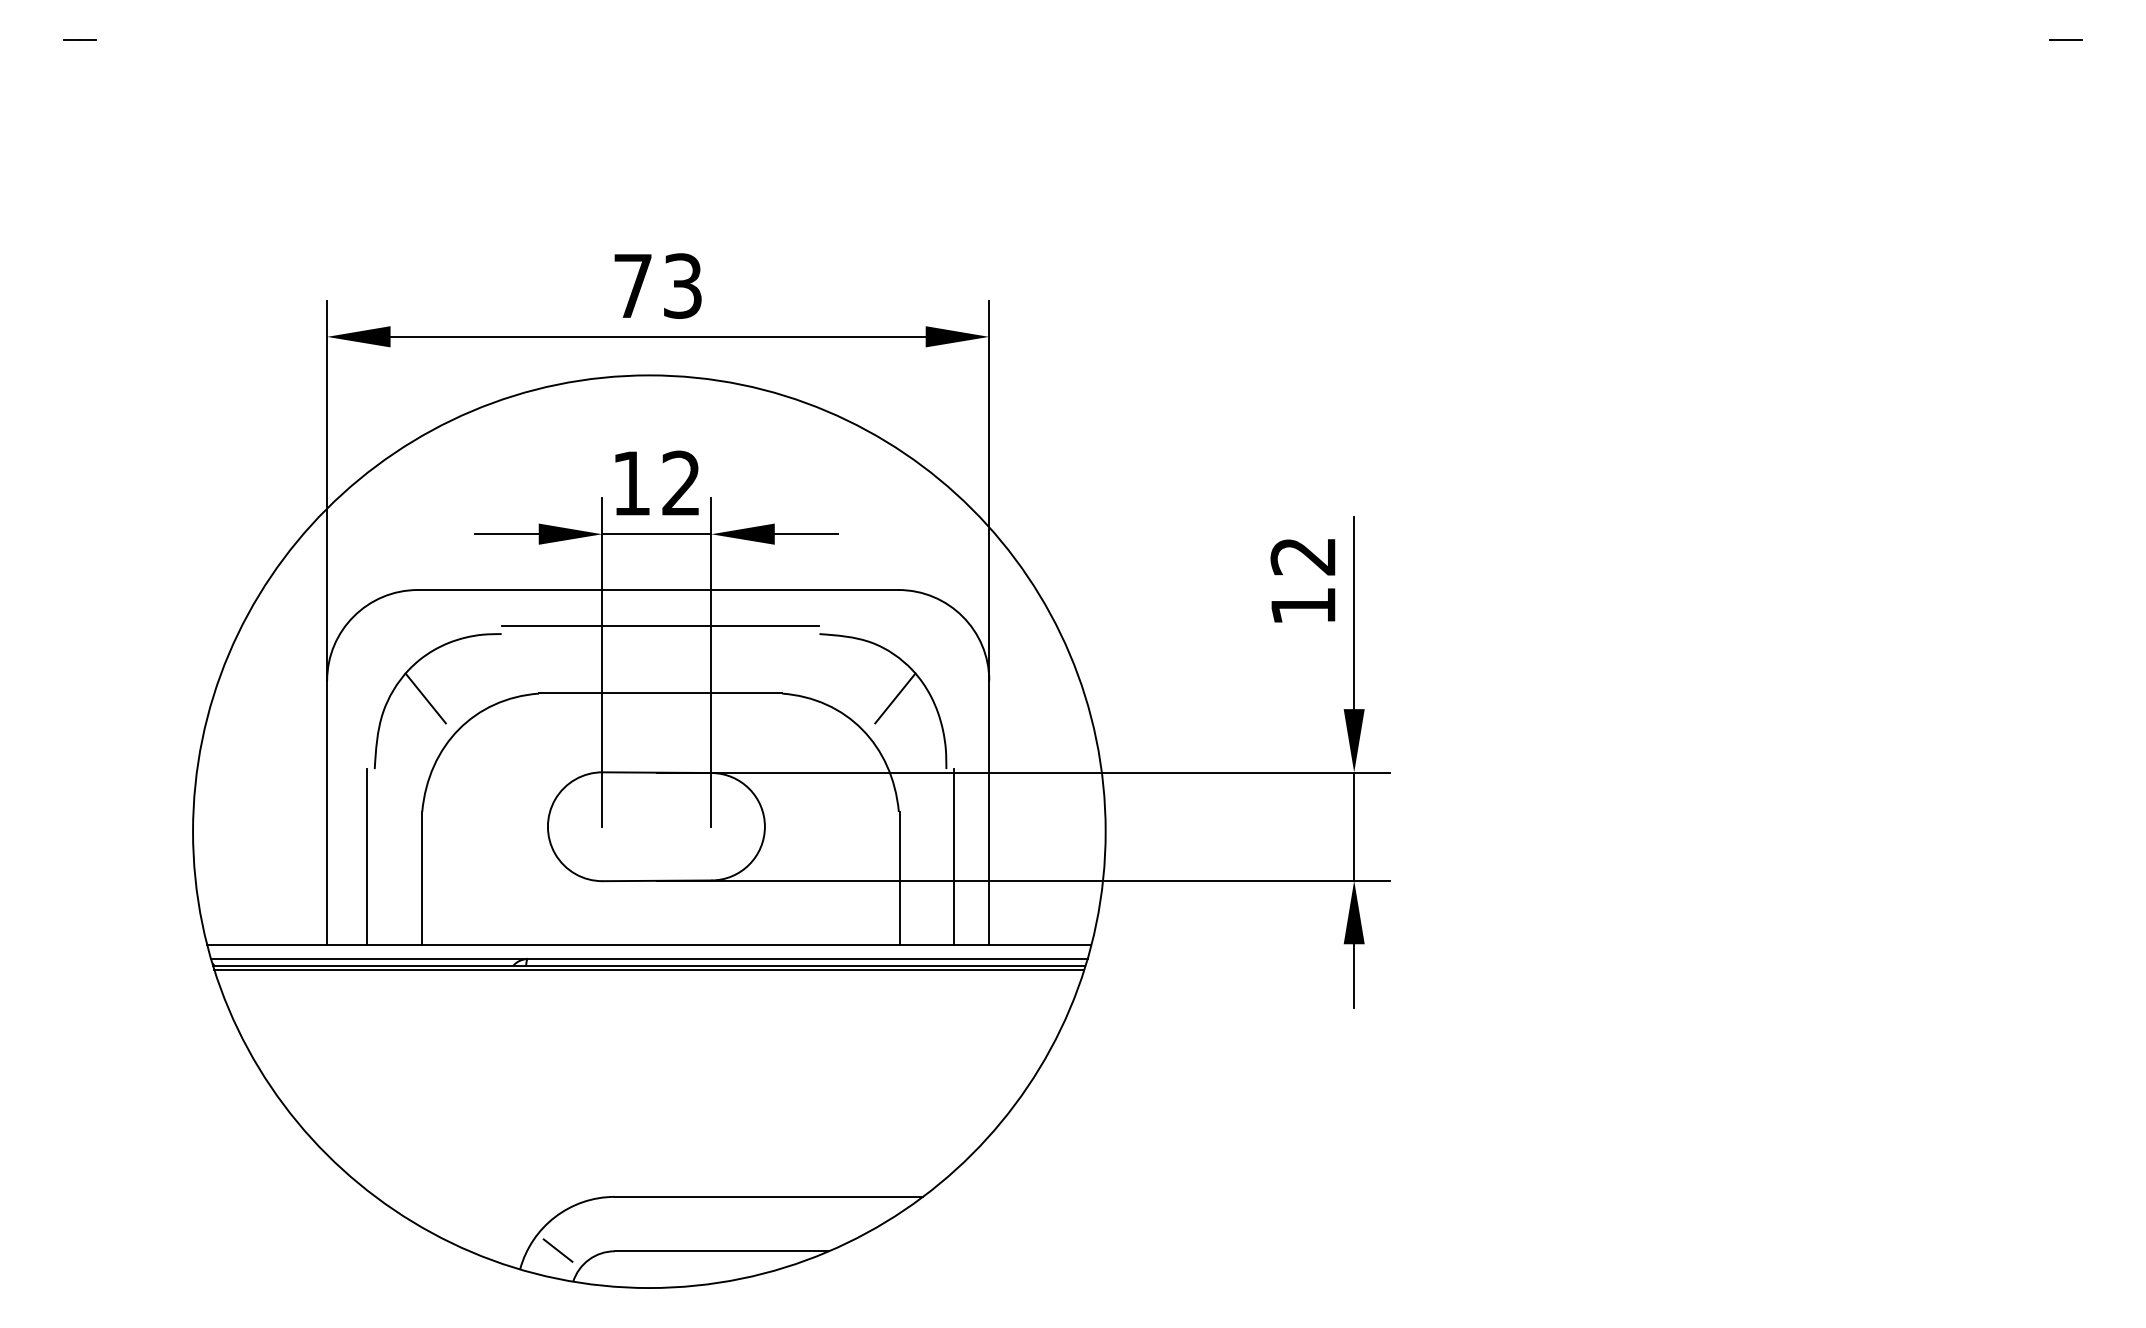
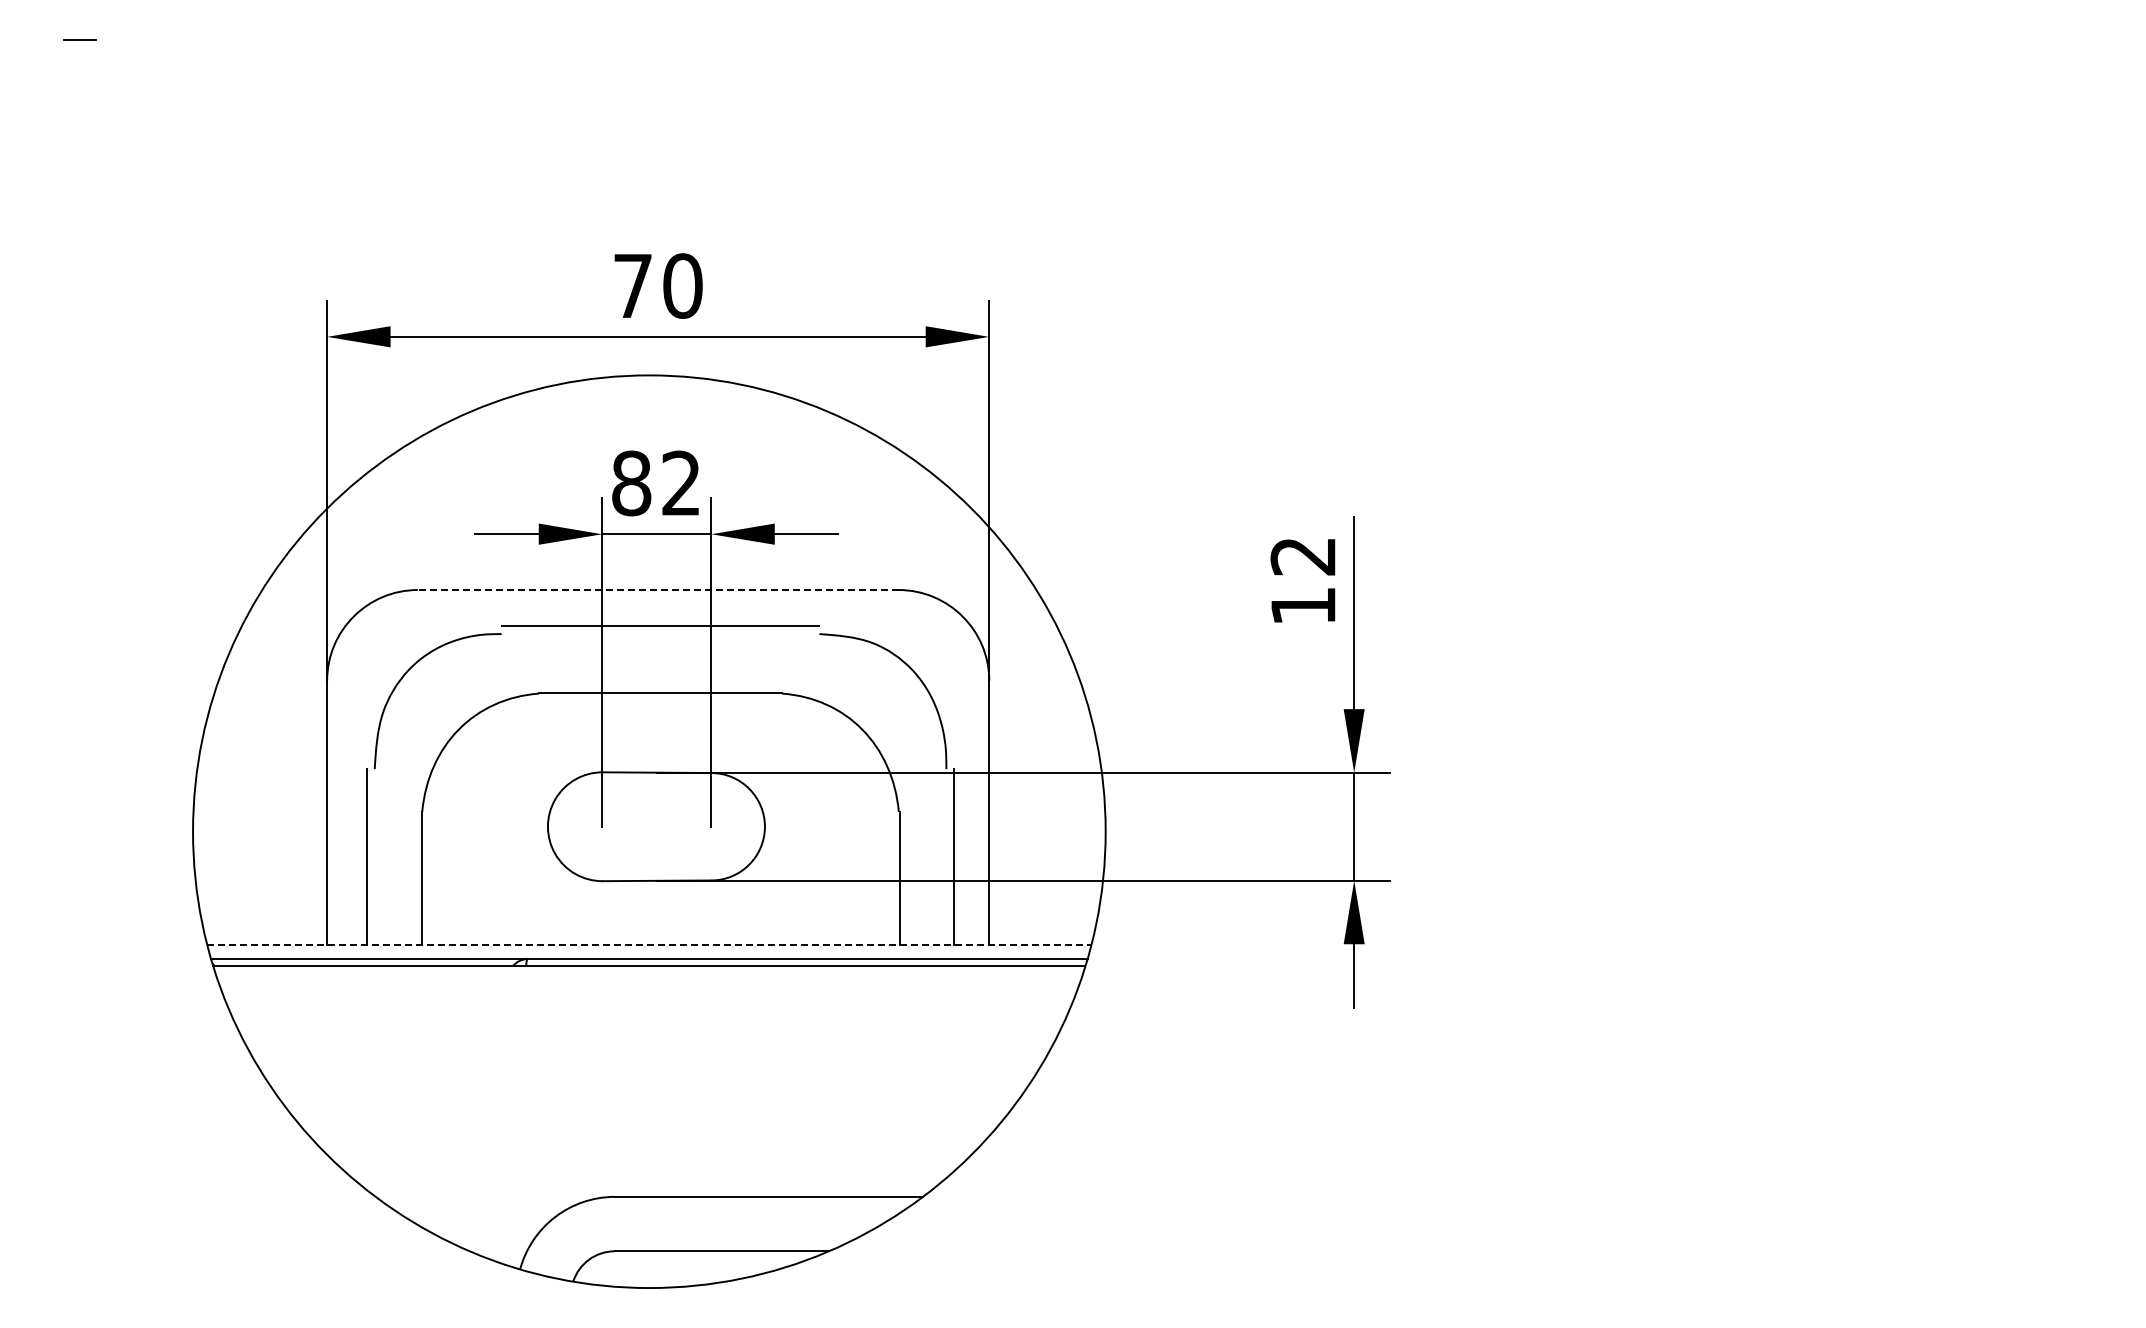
line: present -> none (2065, 39)
text: 73 -> 70 (682, 285)
text: 12 -> 82 (631, 483)
line: solid -> dashed (657, 590)
line: present -> none (425, 698)
line: present -> none (895, 698)
line: solid -> dashed (649, 945)
line: present -> none (649, 969)
line: present -> none (557, 1250)
